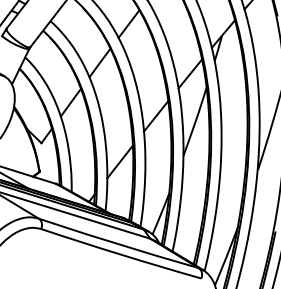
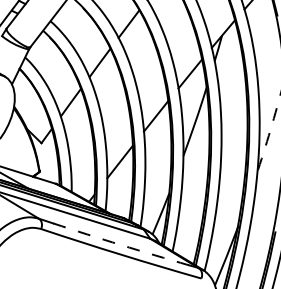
arc: solid -> dashed (270, 131)
arc: solid -> dashed (121, 245)
